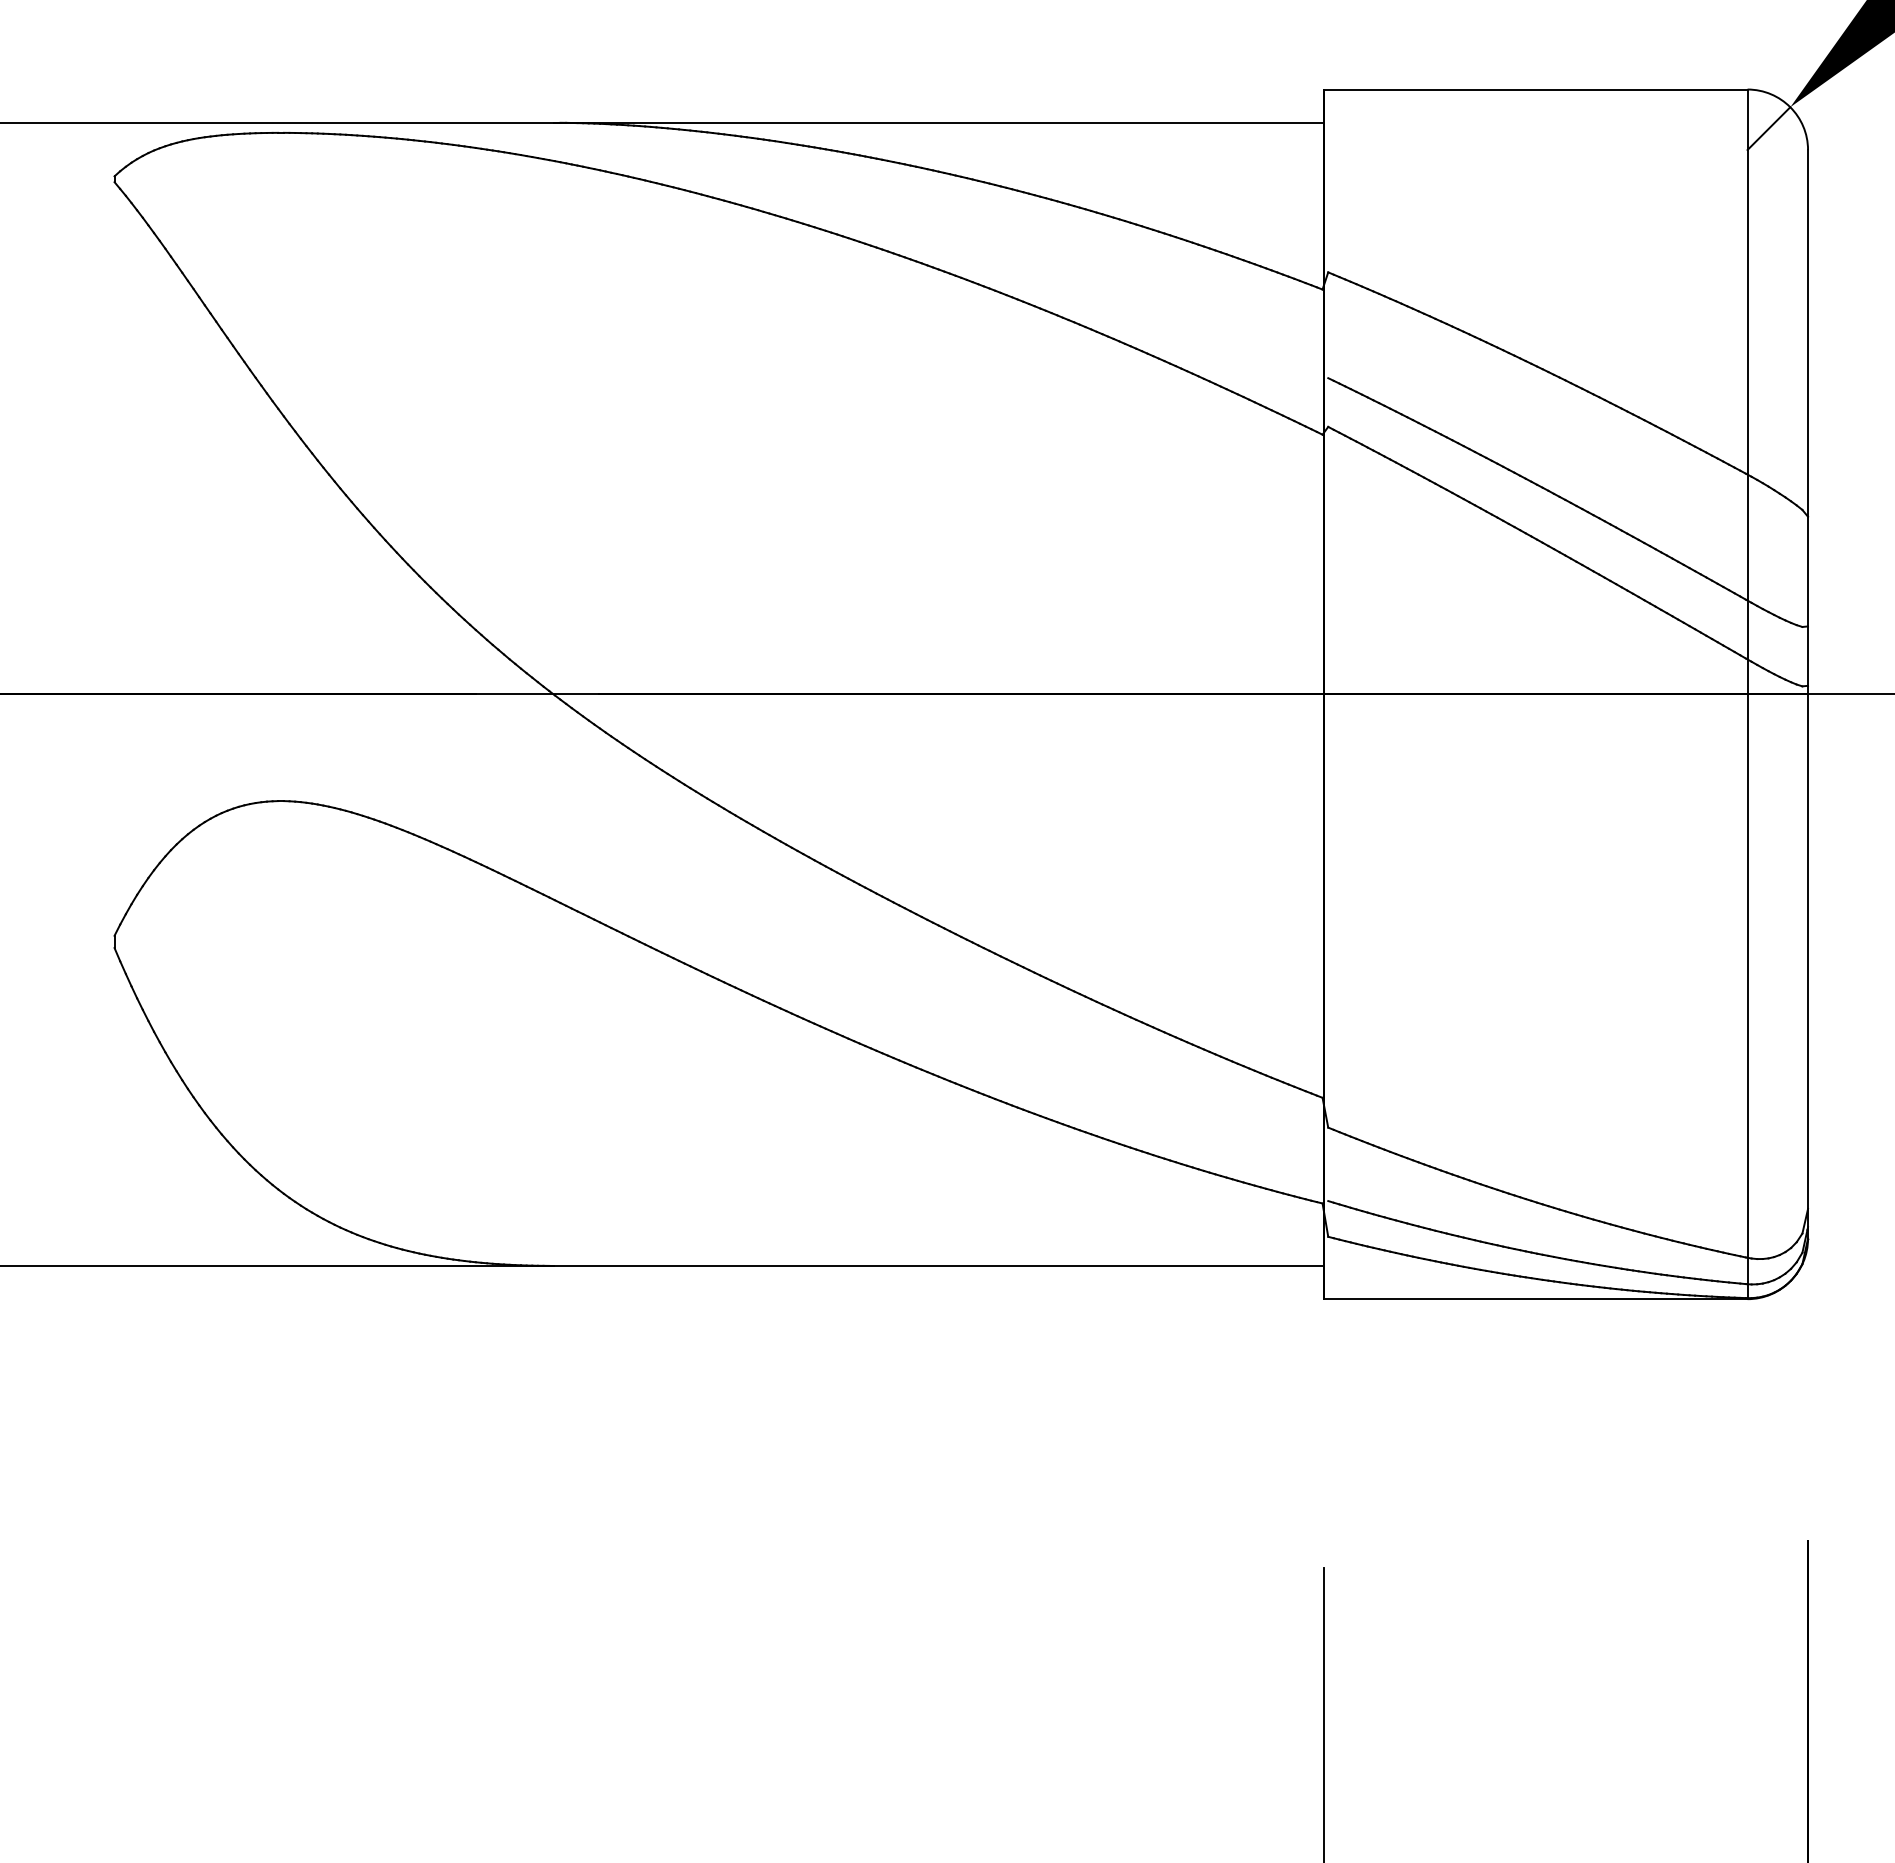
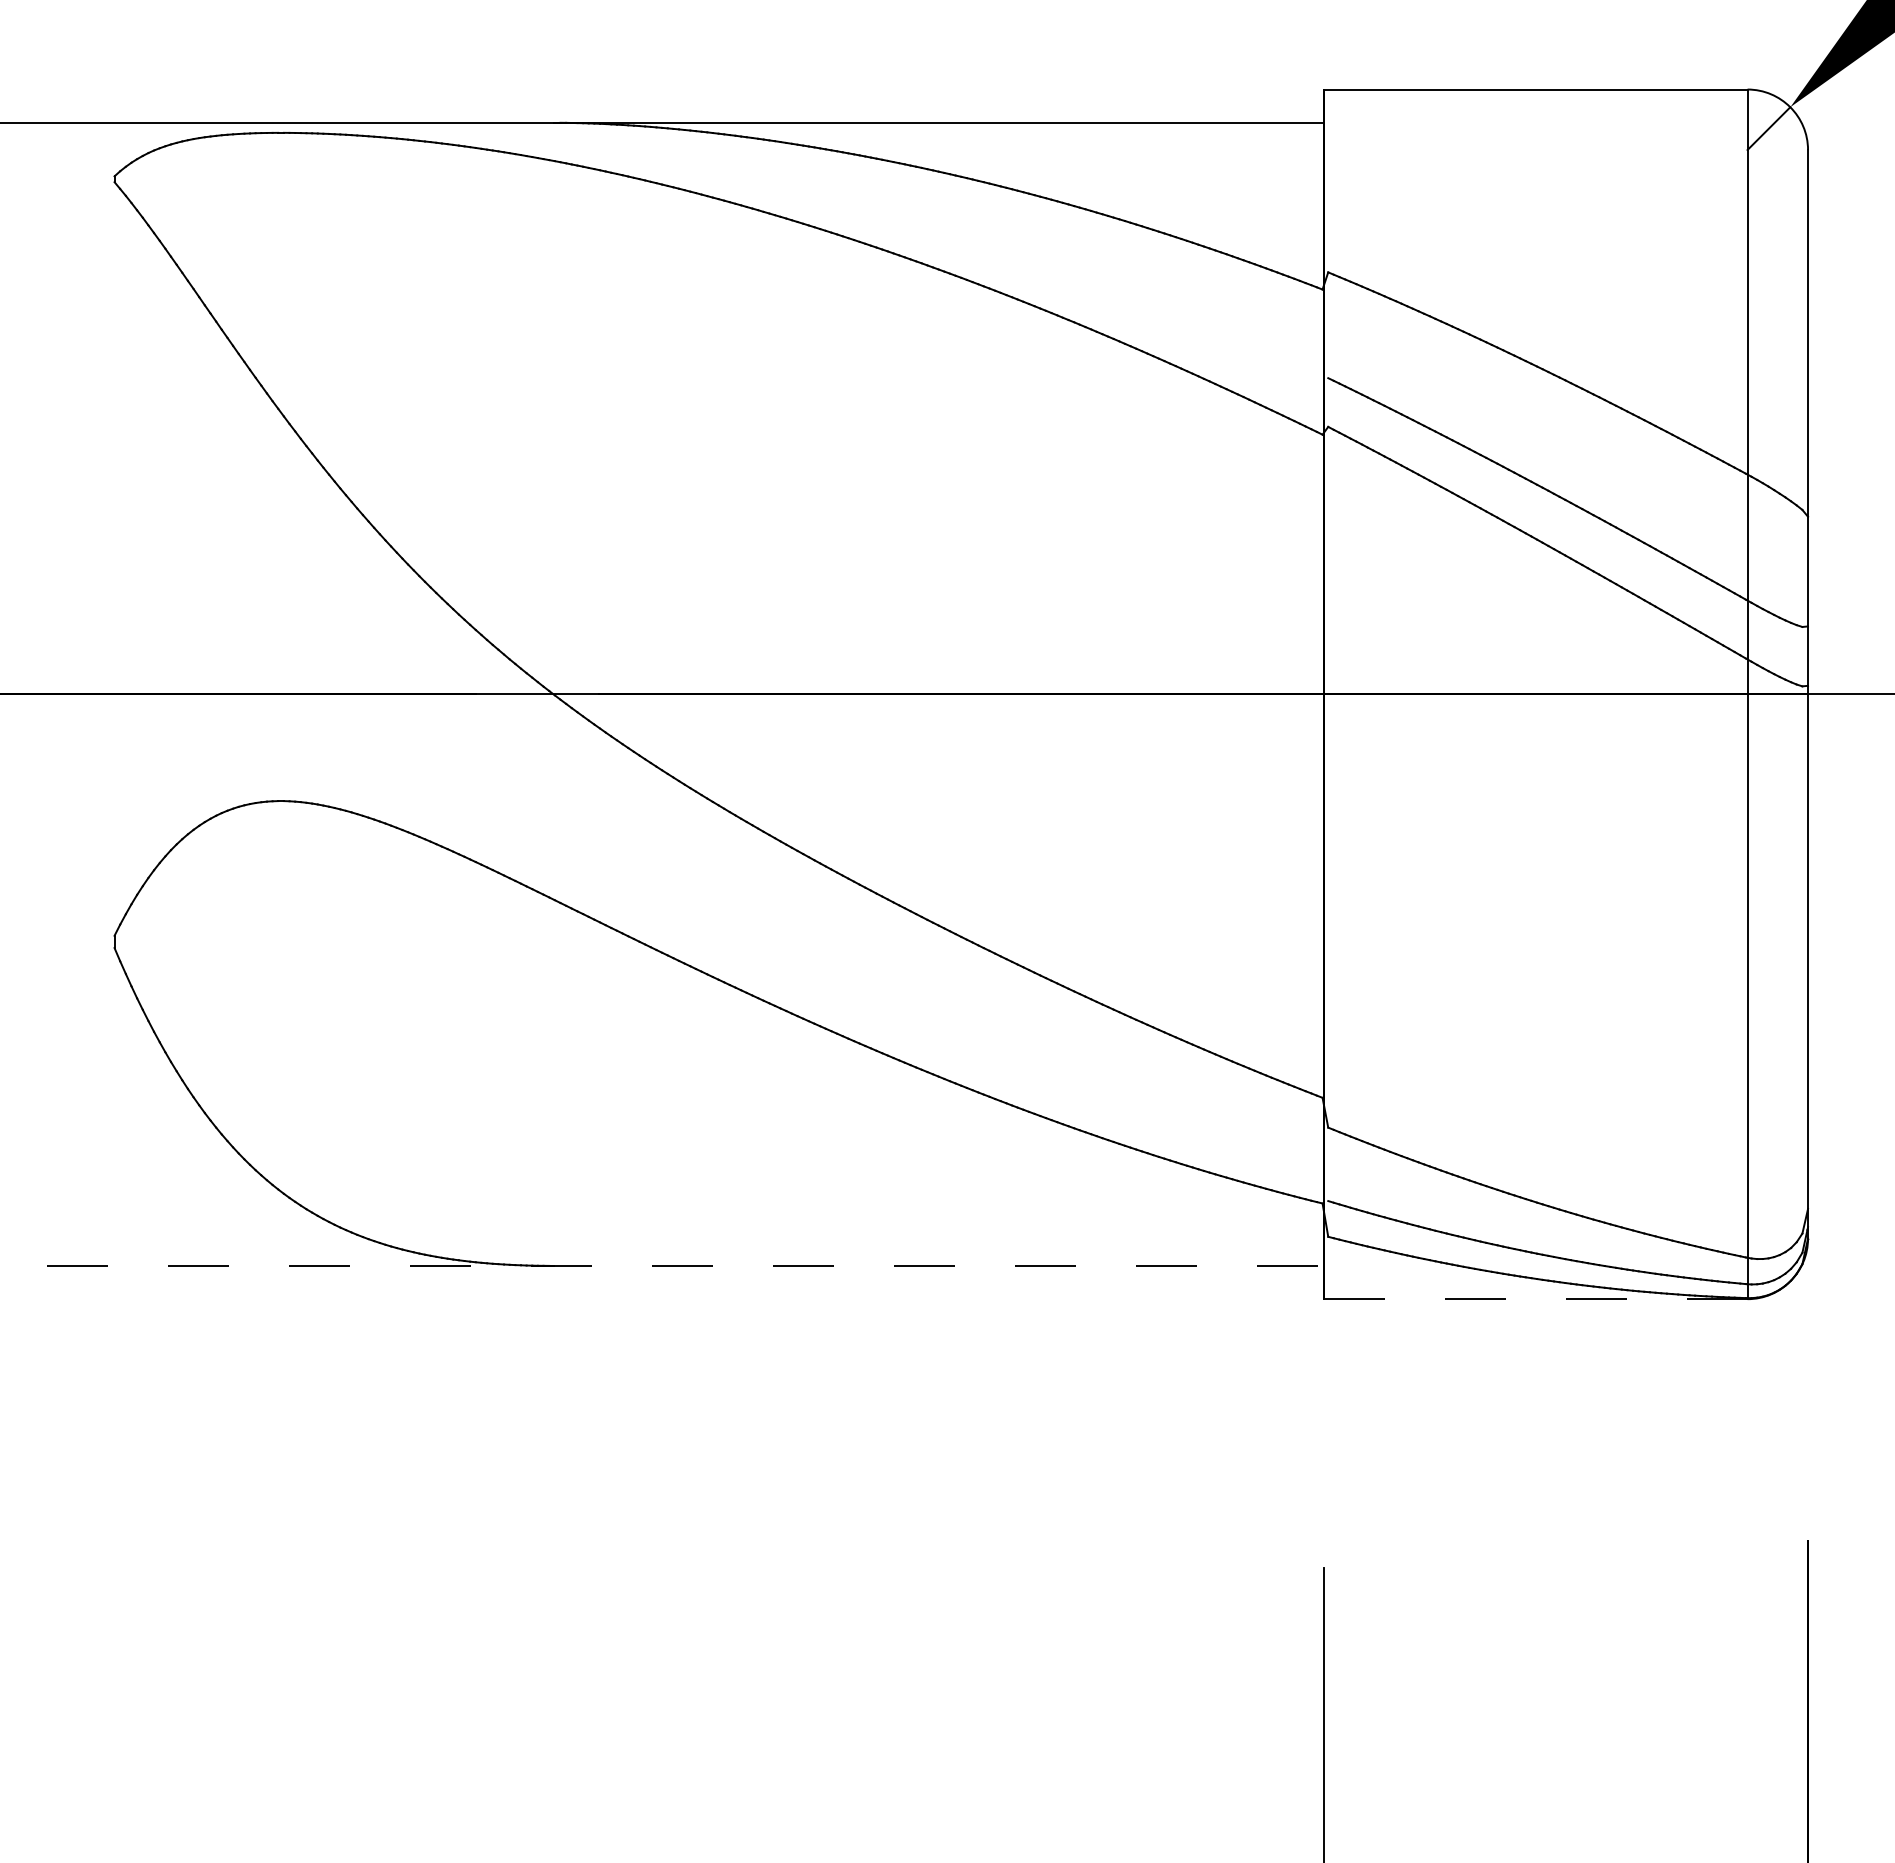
line: solid -> dashed (662, 1265)
line: solid -> dashed (1535, 1299)
